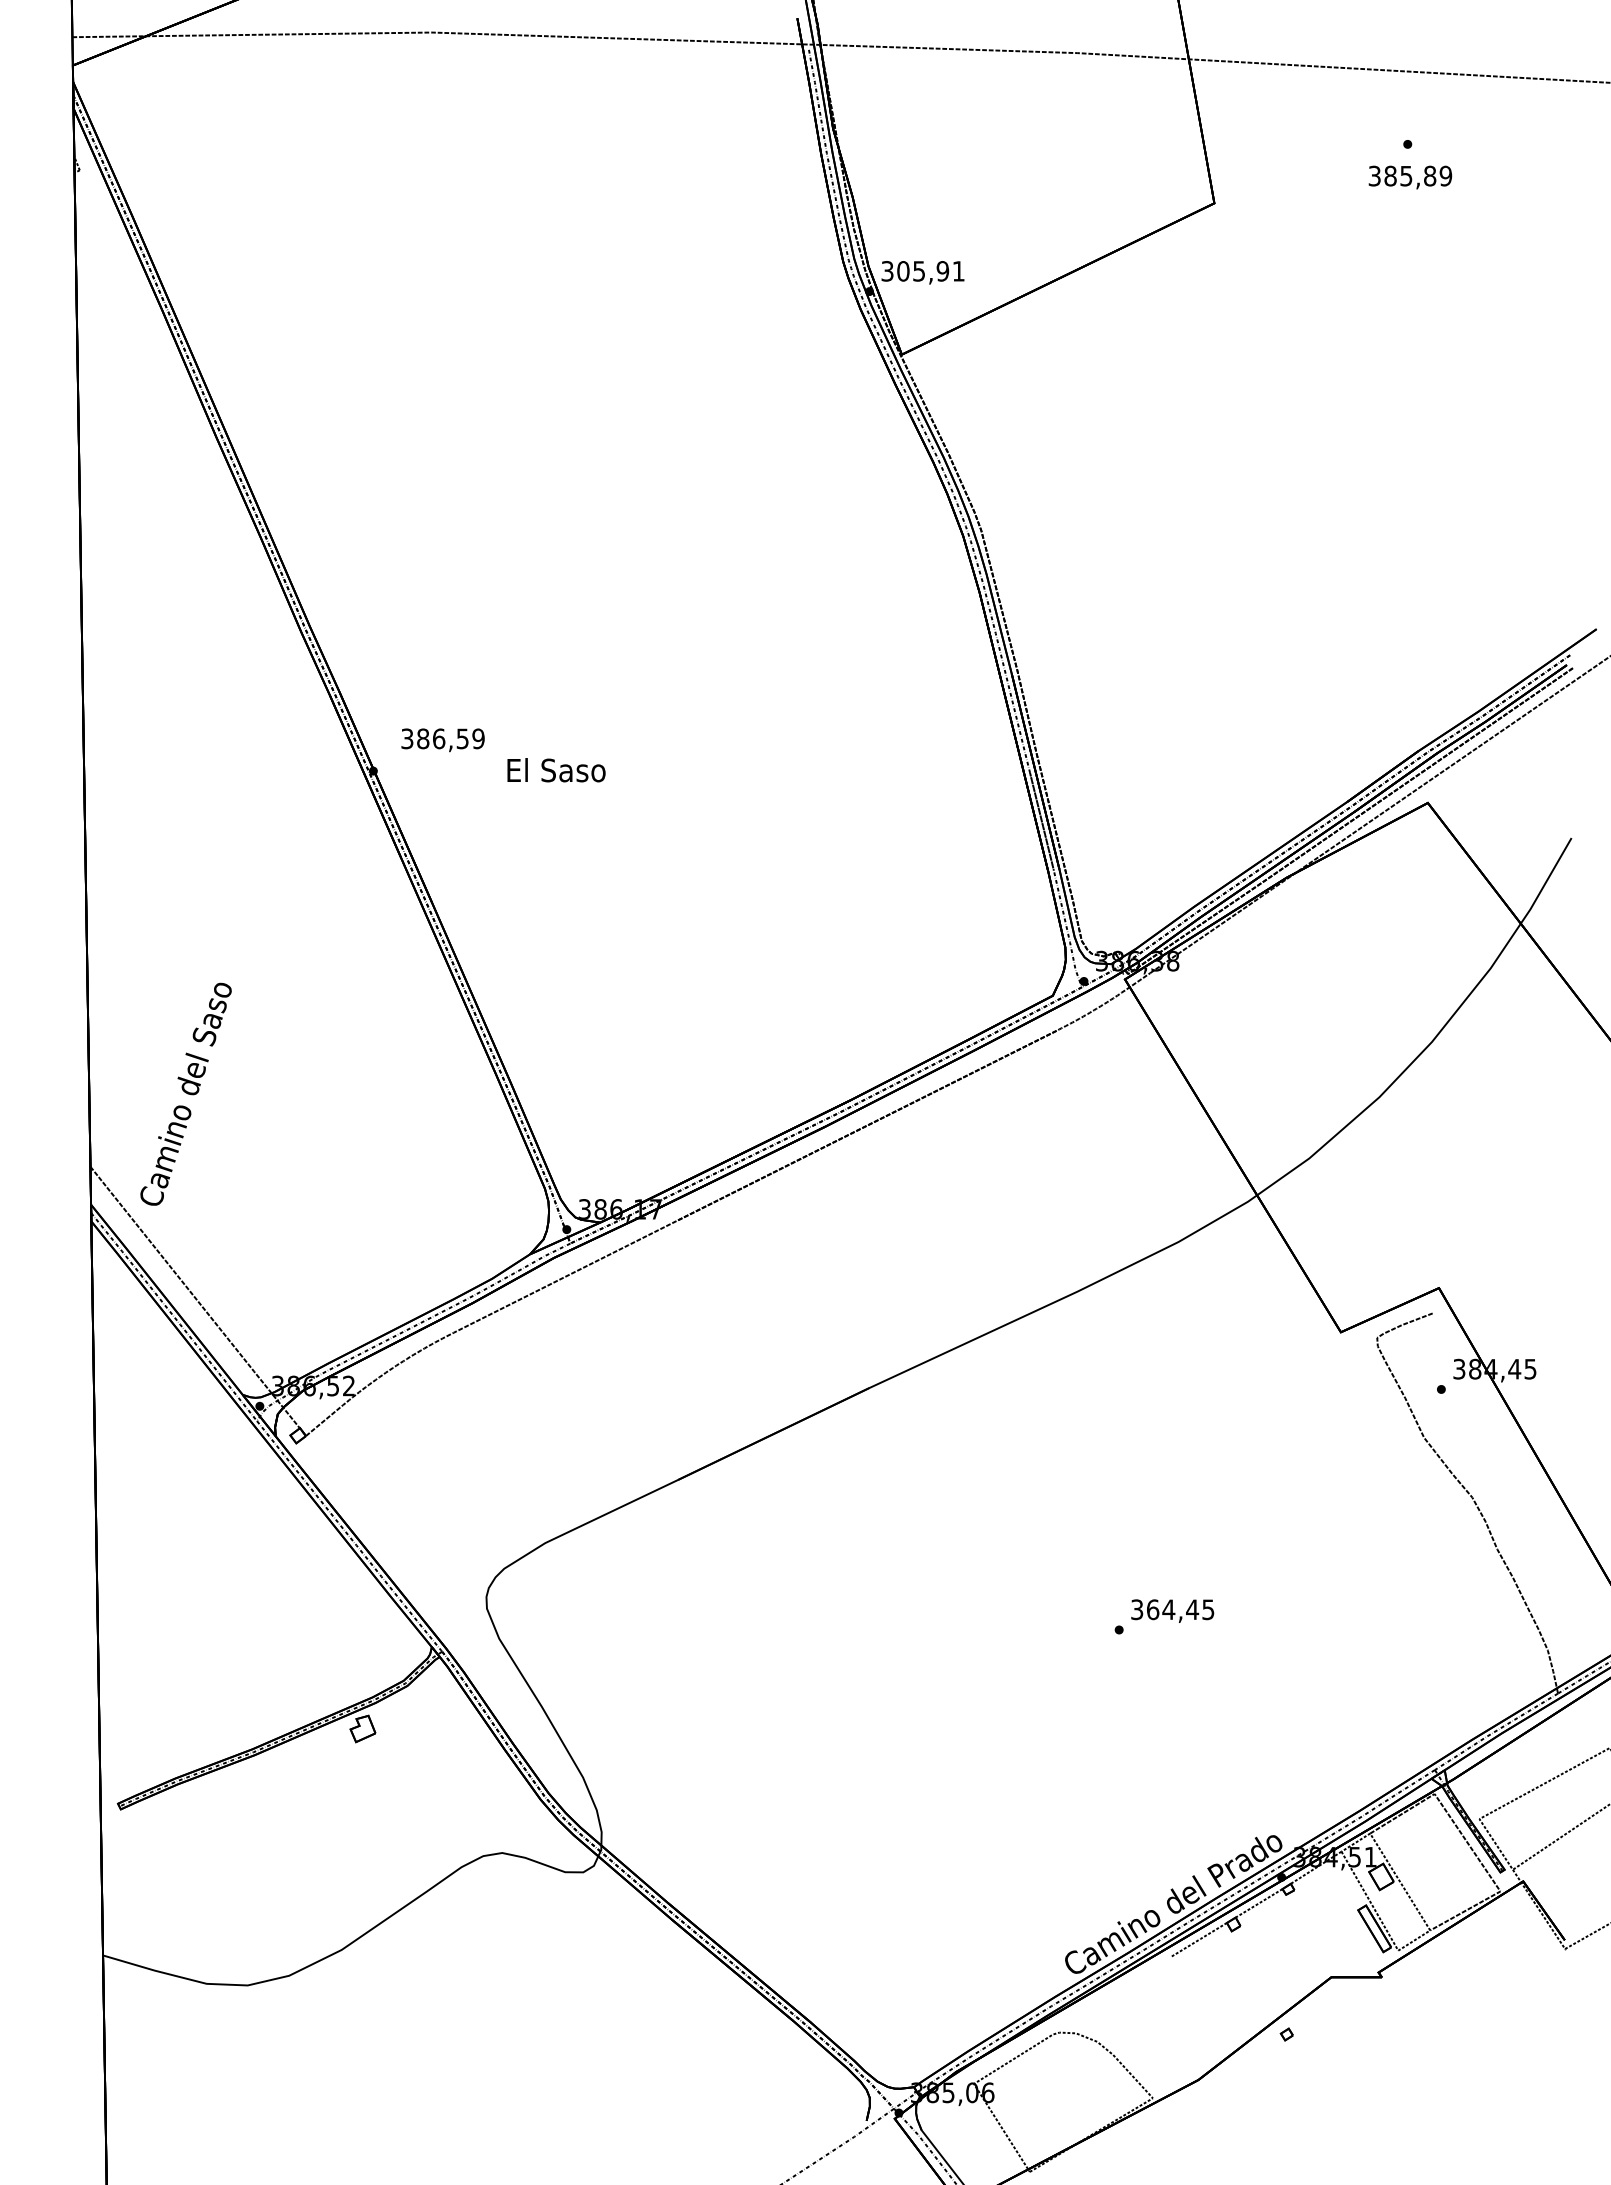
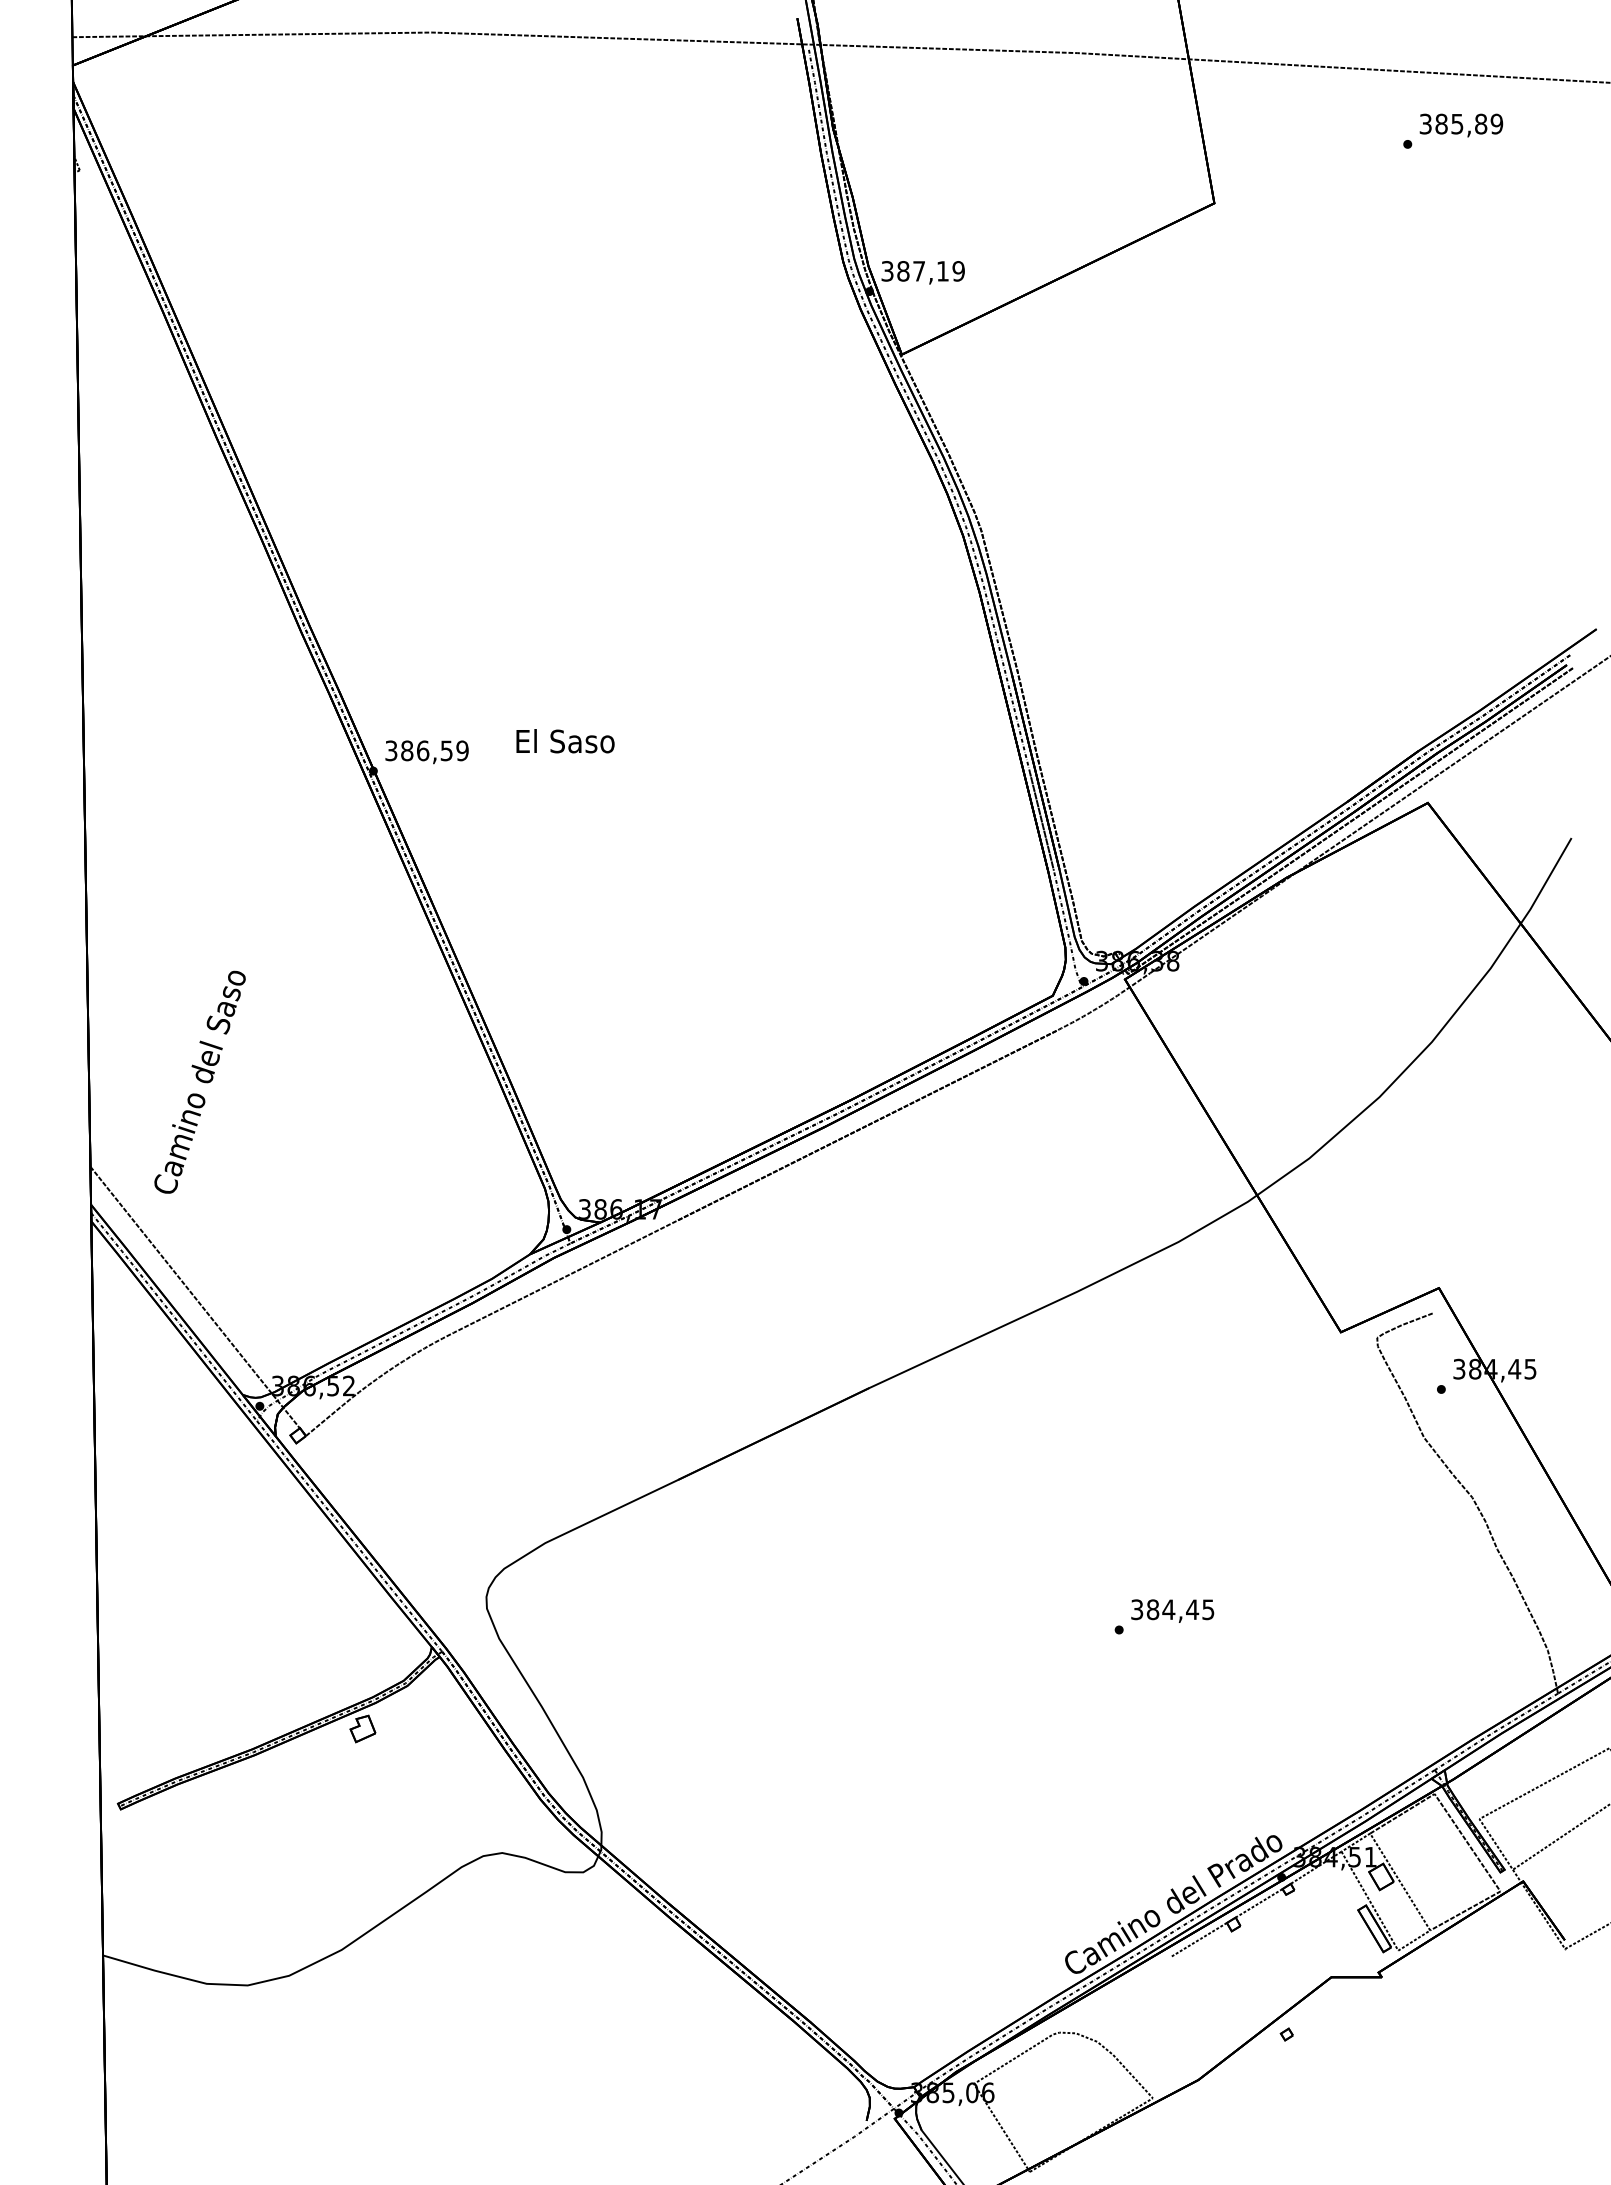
text position: (1410, 177) -> (1461, 125) (1461, 125)
text: 305,91 -> 387,19 (930, 271)
text position: (442, 740) -> (426, 752) (426, 752)
text position: (556, 770) -> (565, 741) (565, 741)
text position: (185, 1093) -> (199, 1081) (199, 1081)
text: 364,45 -> 384,45 (1152, 1609)
